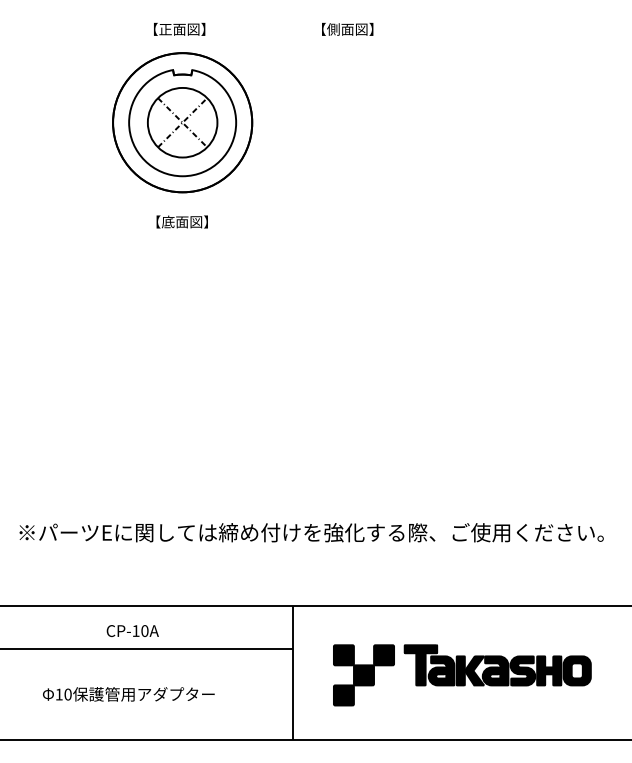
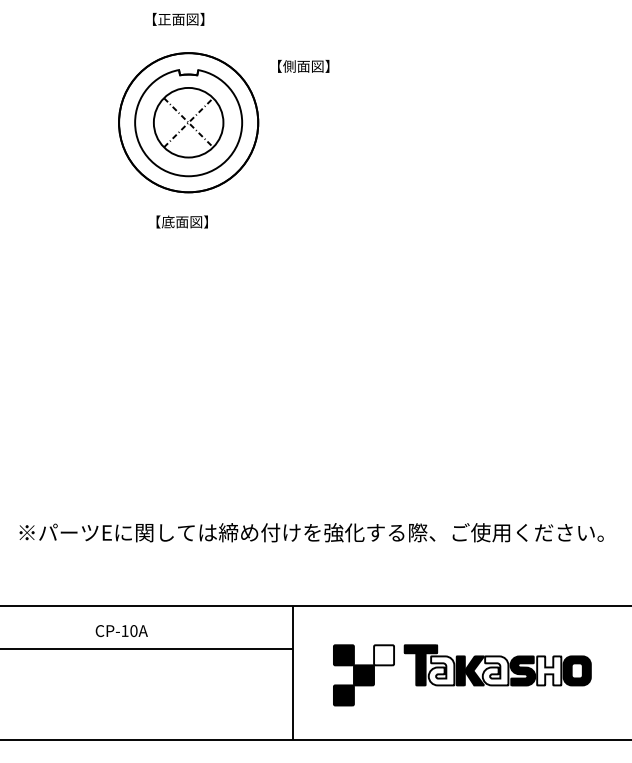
text position: (179, 28) -> (178, 18) (178, 18)
text position: (347, 28) -> (303, 65) (303, 65)
part position: (182, 122) -> (188, 122) (188, 122)
part position: (132, 630) -> (121, 630) (121, 630)
fill: present -> none (384, 655)
fill: present -> none (441, 670)
fill: present -> none (495, 670)
fill: present -> none (549, 670)
part: present -> none (128, 694)
